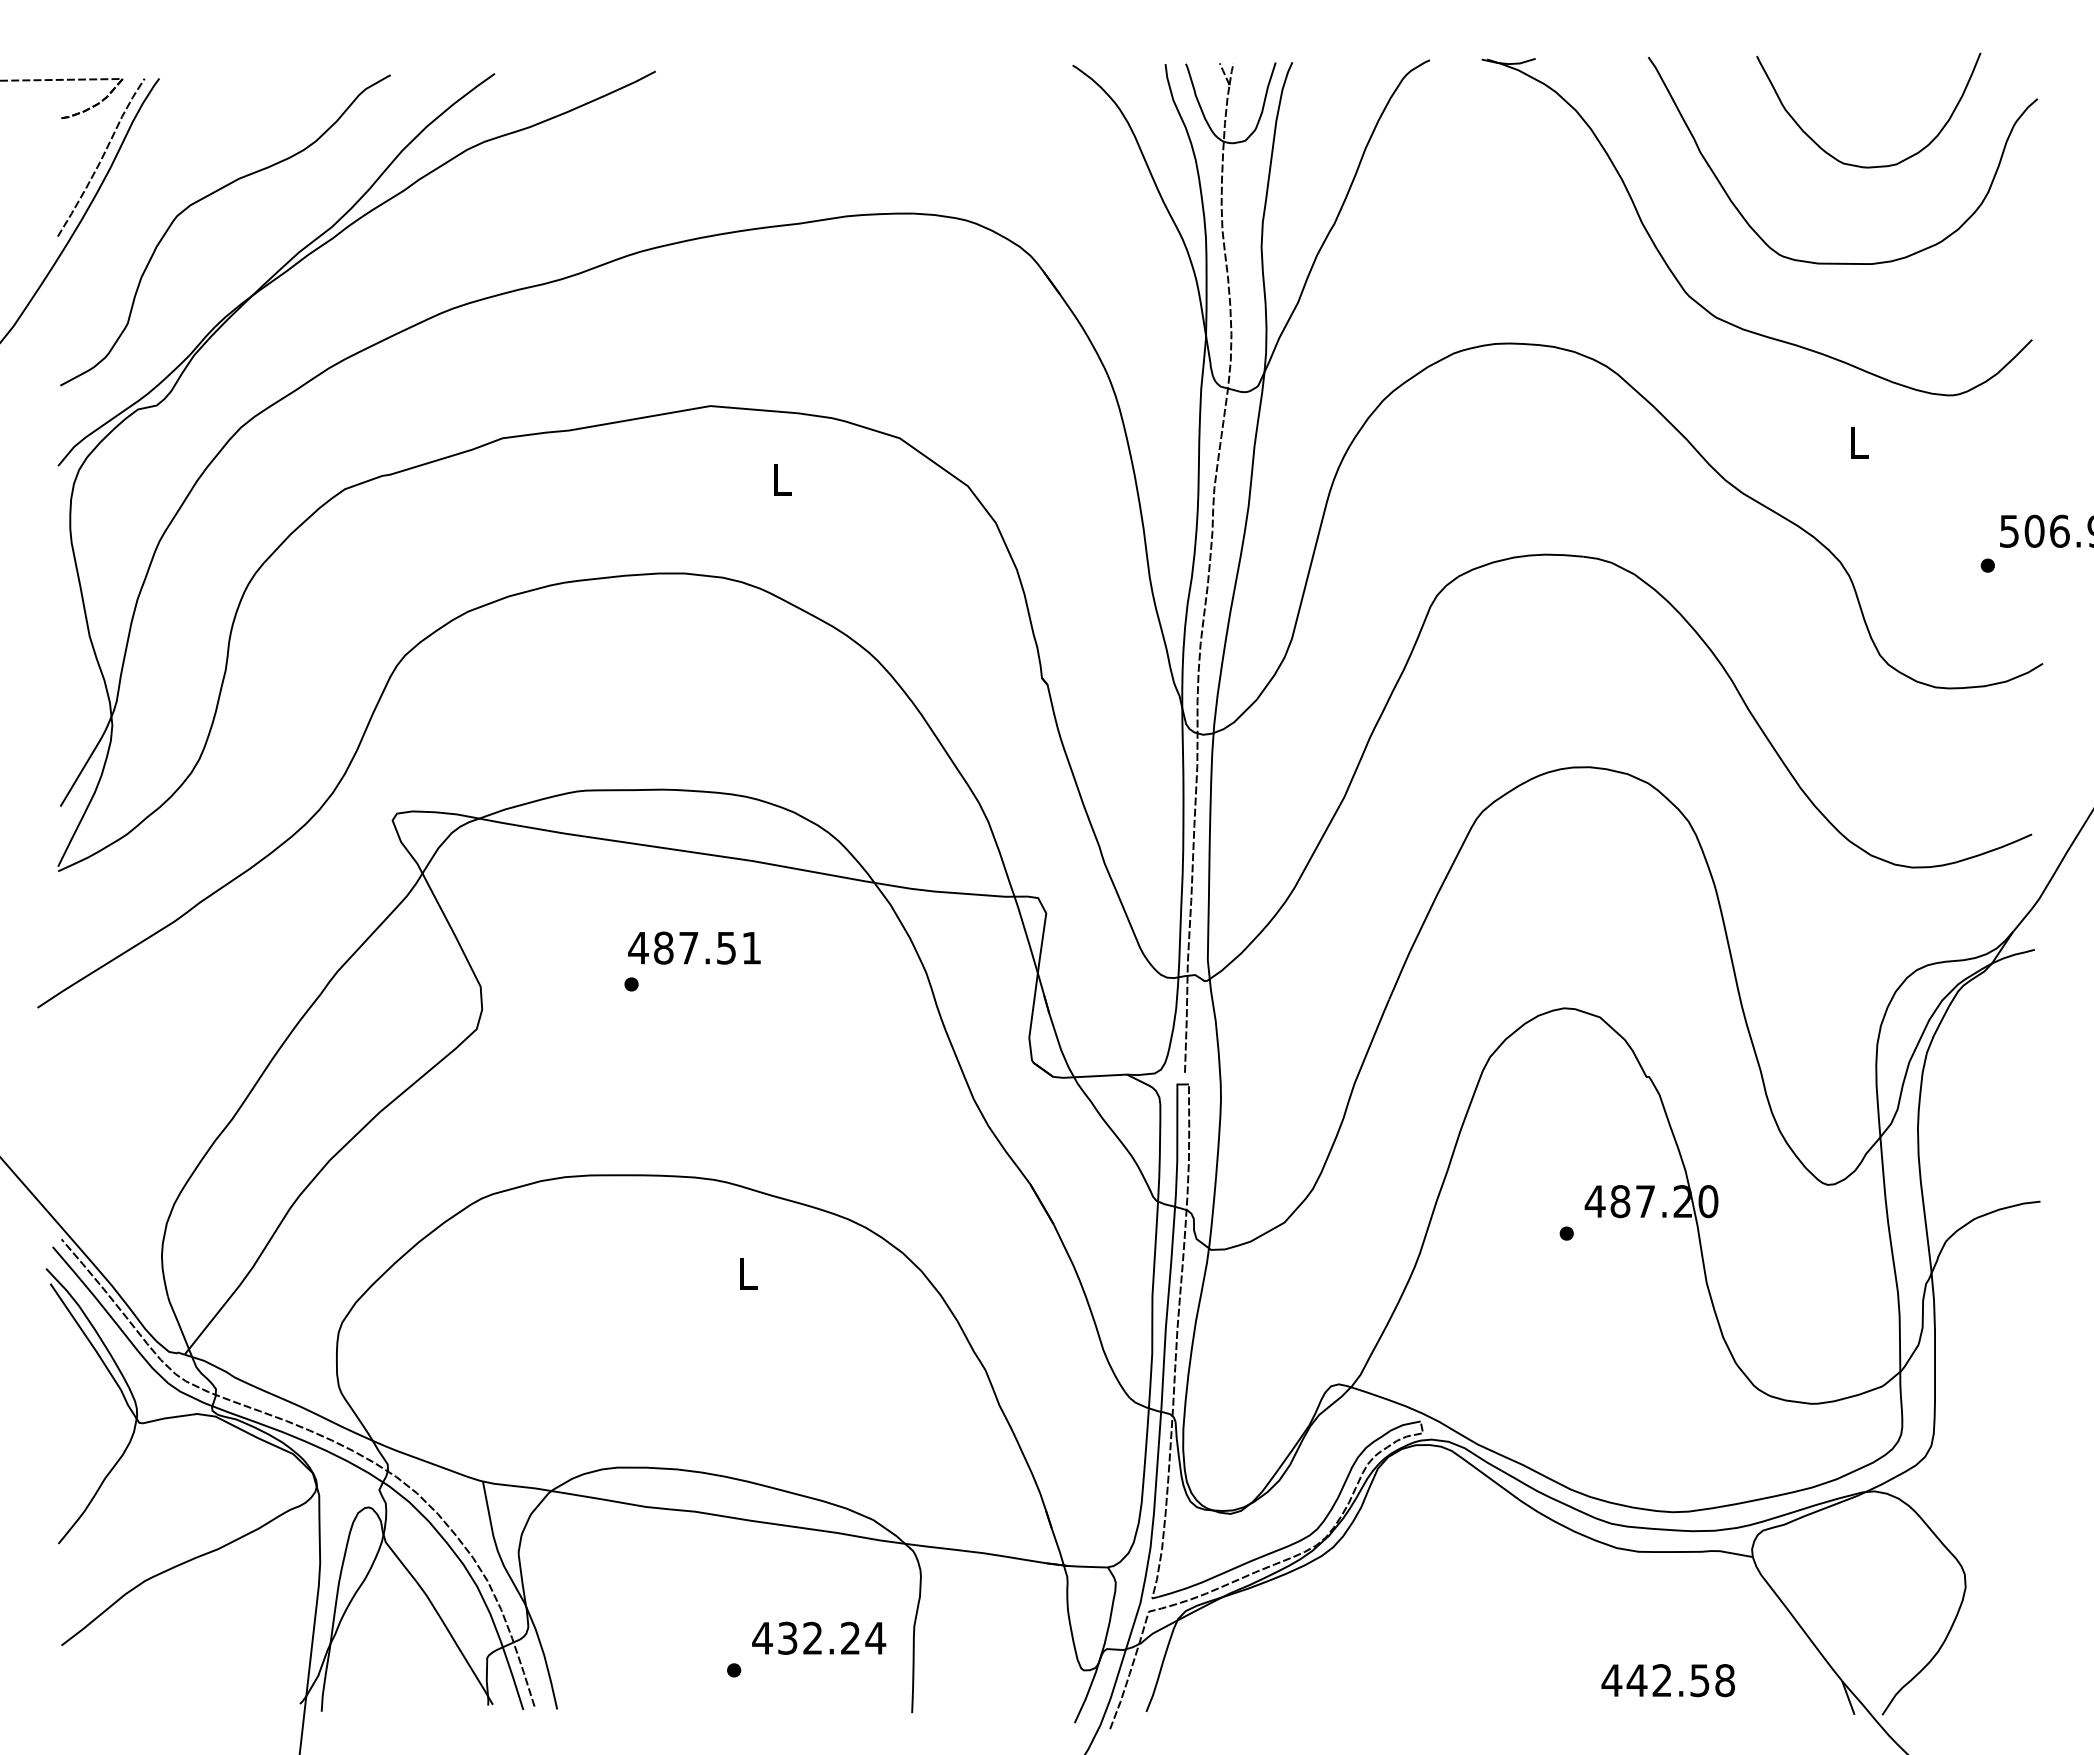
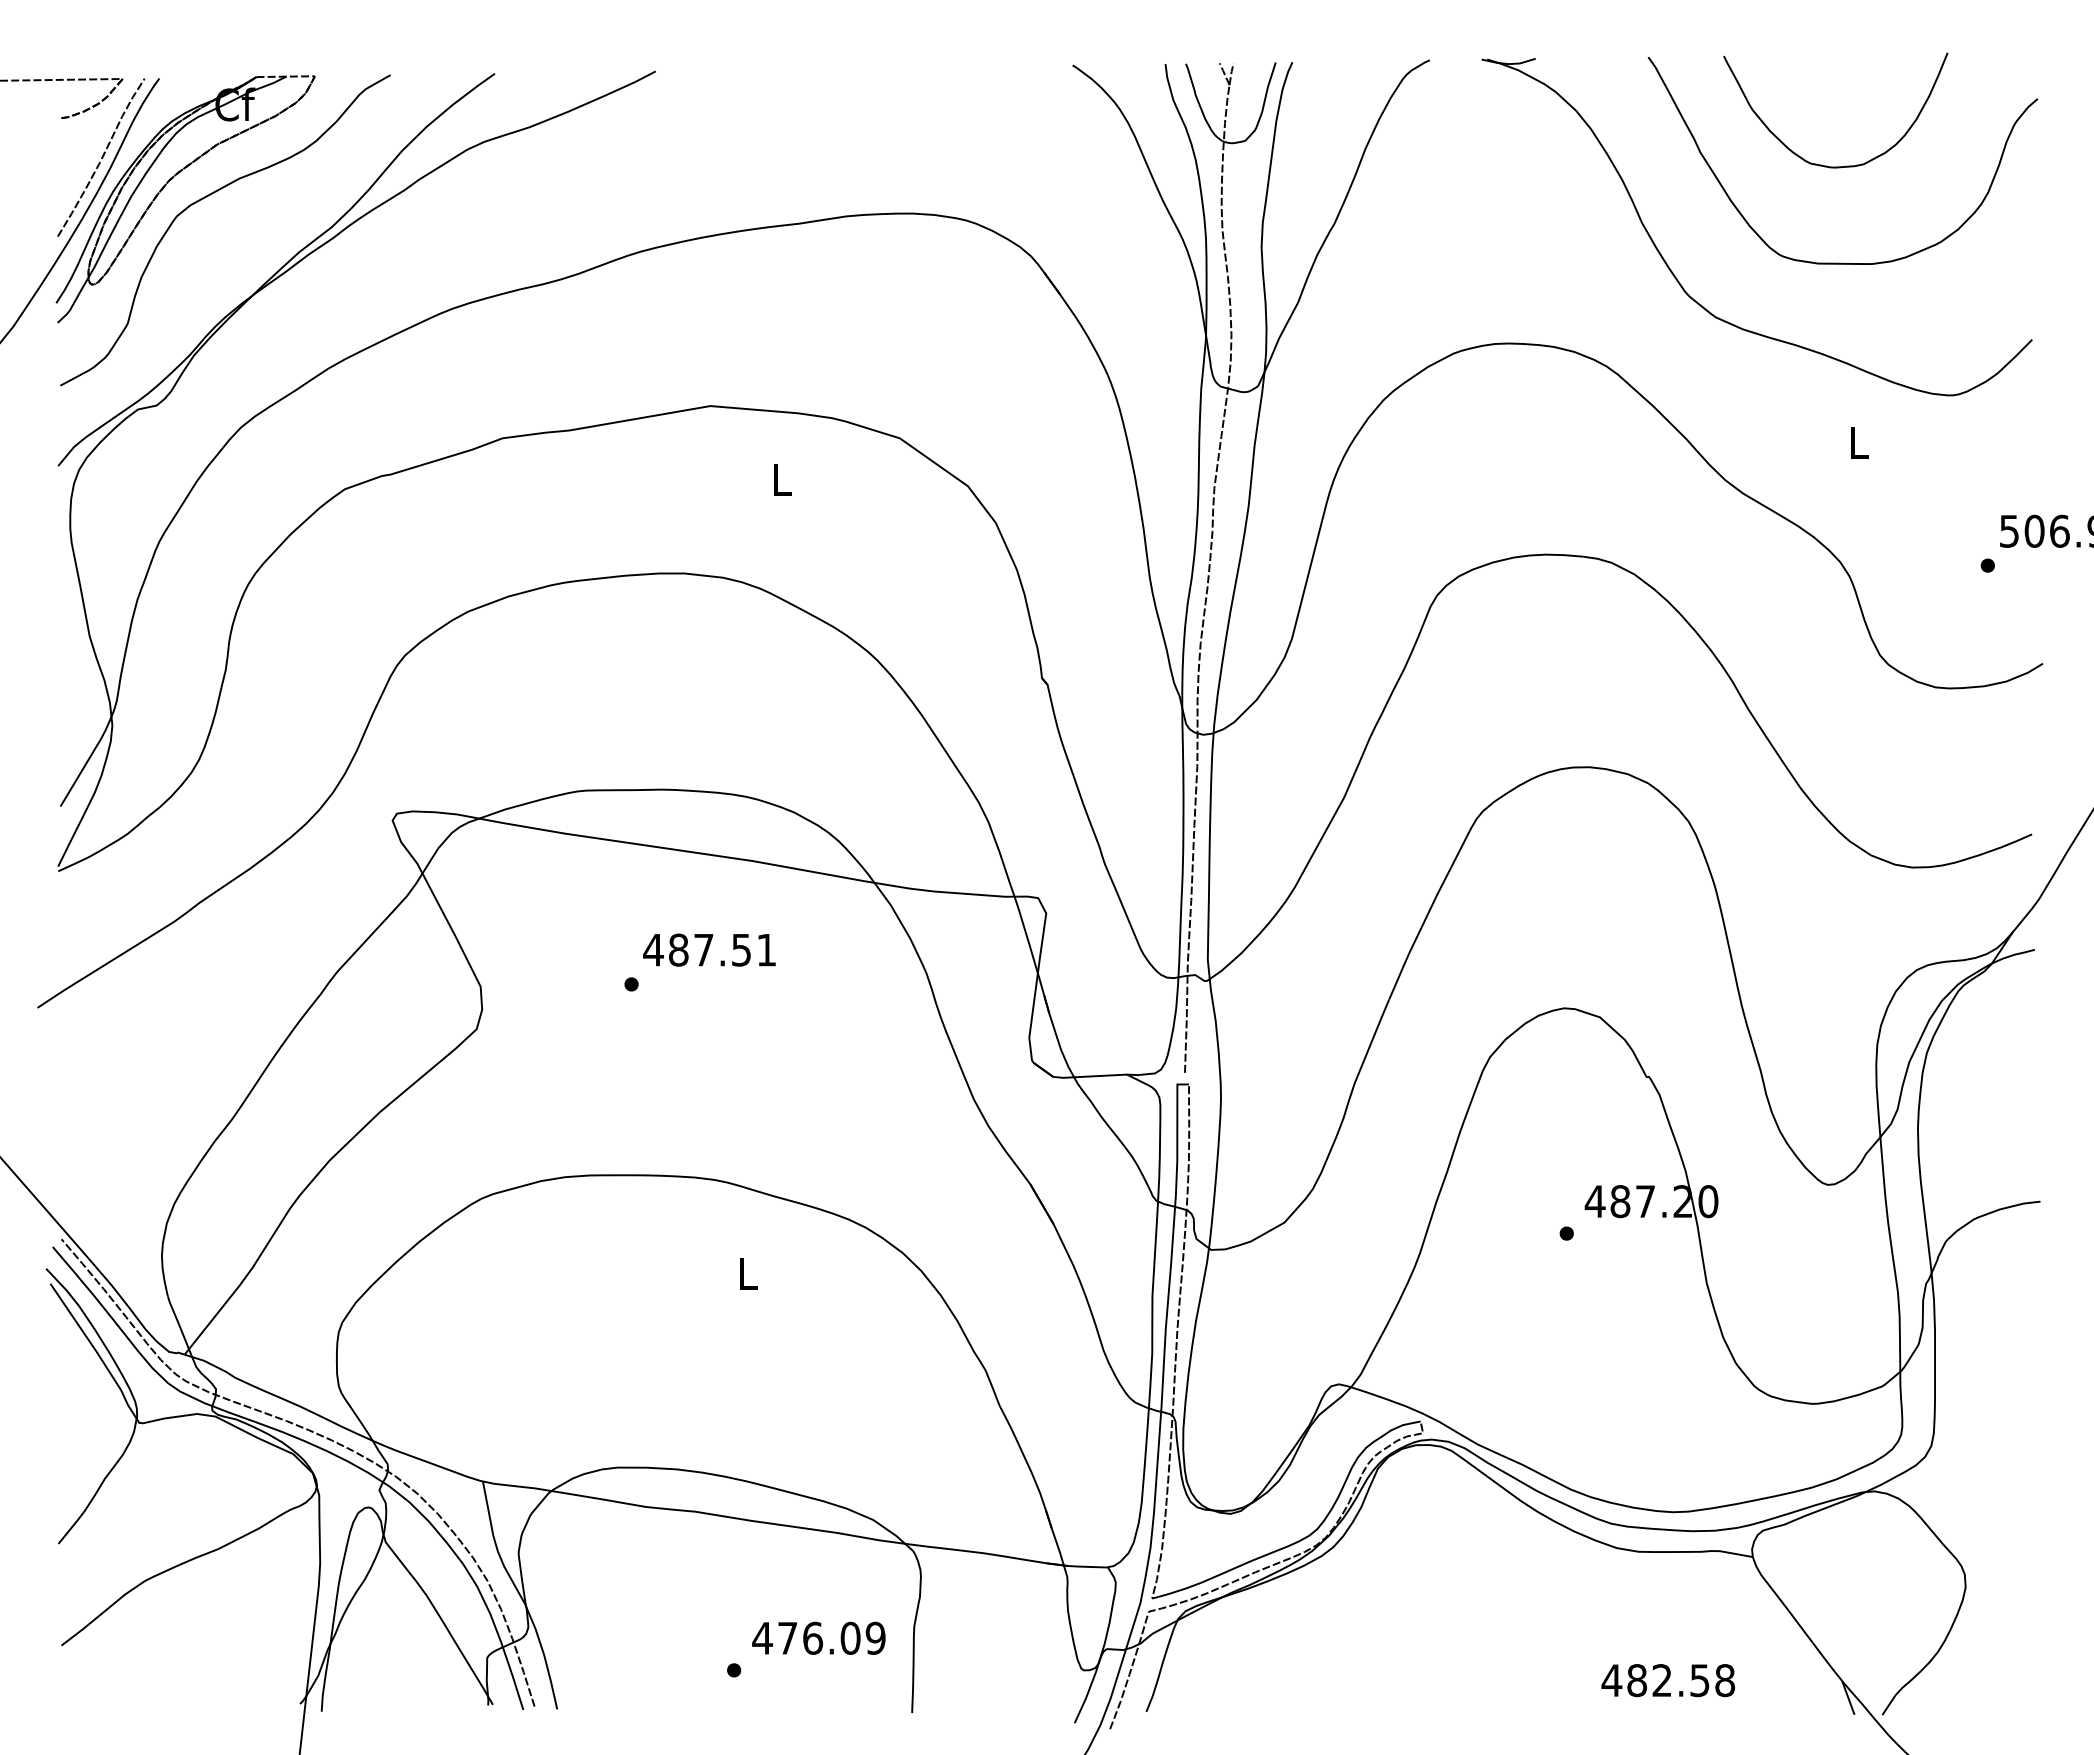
curve position: (1860, 165) -> (1827, 165) (1827, 165)
part: none -> present (166, 185)
text position: (694, 947) -> (709, 949) (709, 949)
text: 432.24 -> 476.09 (832, 1637)
text: 442.58 -> 482.58 (1636, 1680)
